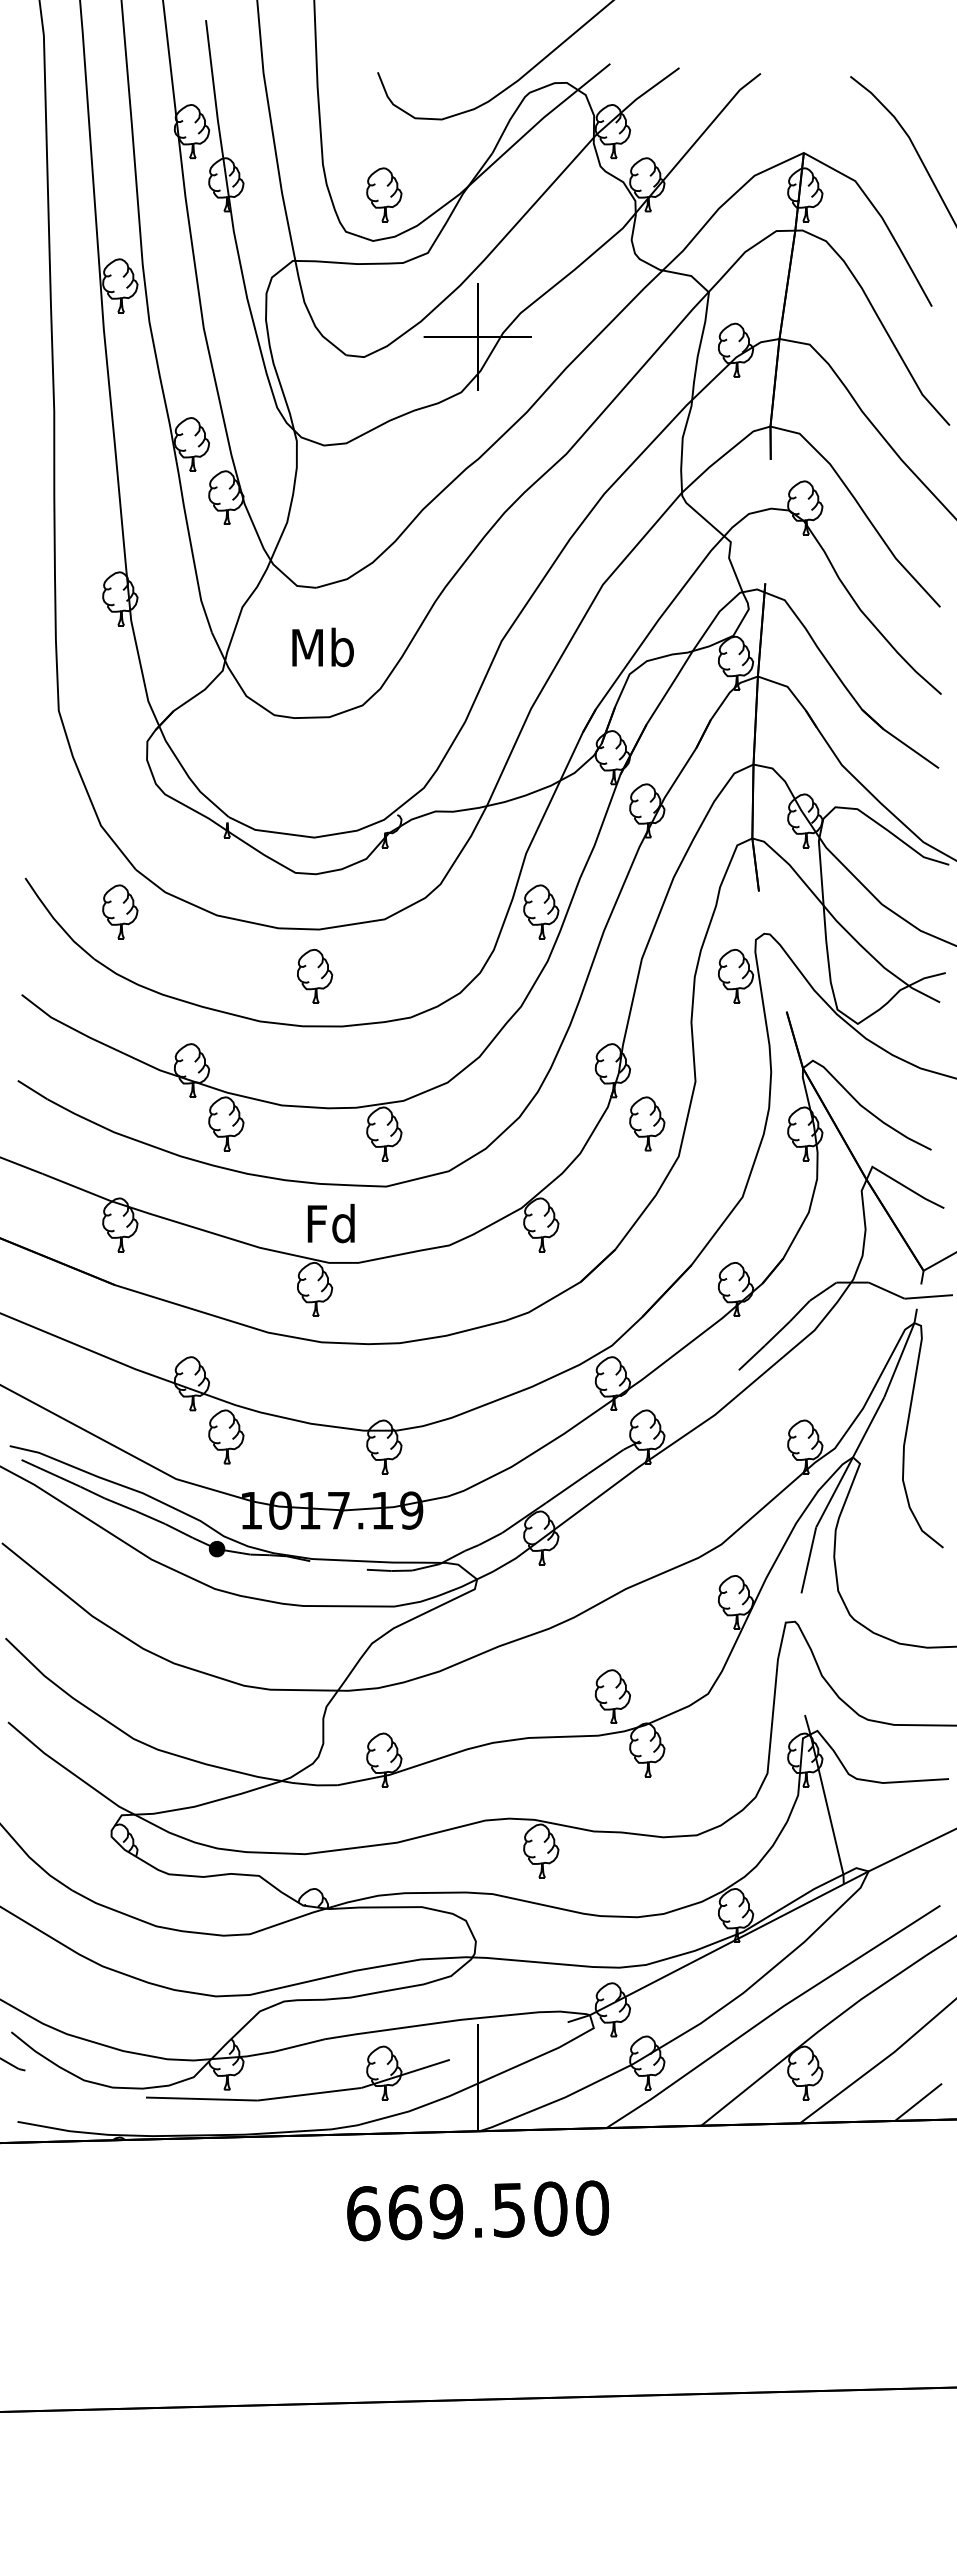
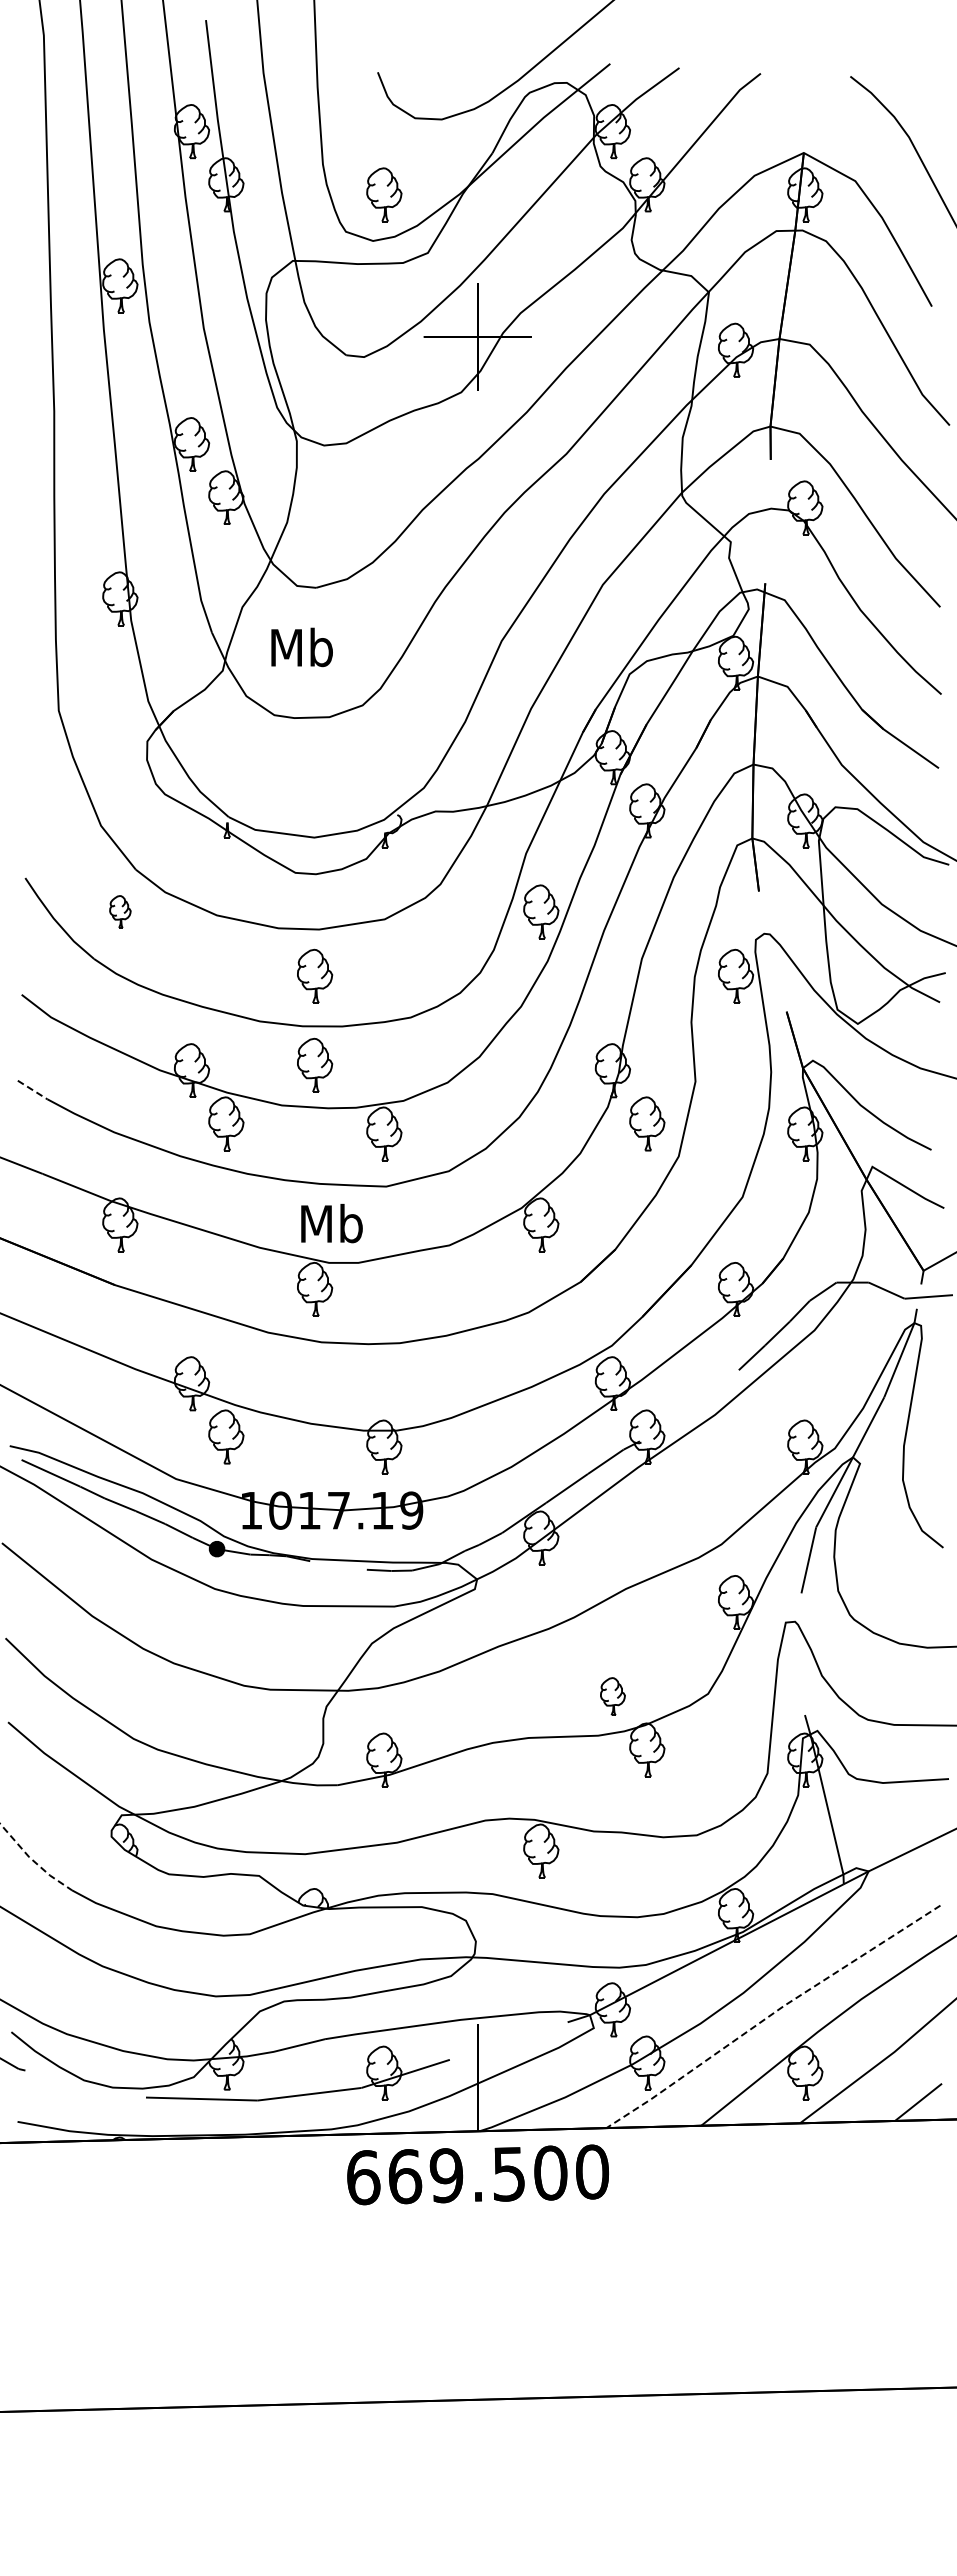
text position: (322, 647) -> (301, 647) (301, 647)
part size: 37x56 px -> 23x34 px (120, 911)
part: none -> present (315, 1064)
line: solid -> dashed (33, 1090)
text: Fd -> Mb (331, 1223)
part size: 38x55 px -> 26x39 px (612, 1696)
line: solid -> dashed (33, 1861)
line: solid -> dashed (771, 2014)
text position: (477, 2210) -> (477, 2174) (477, 2174)
